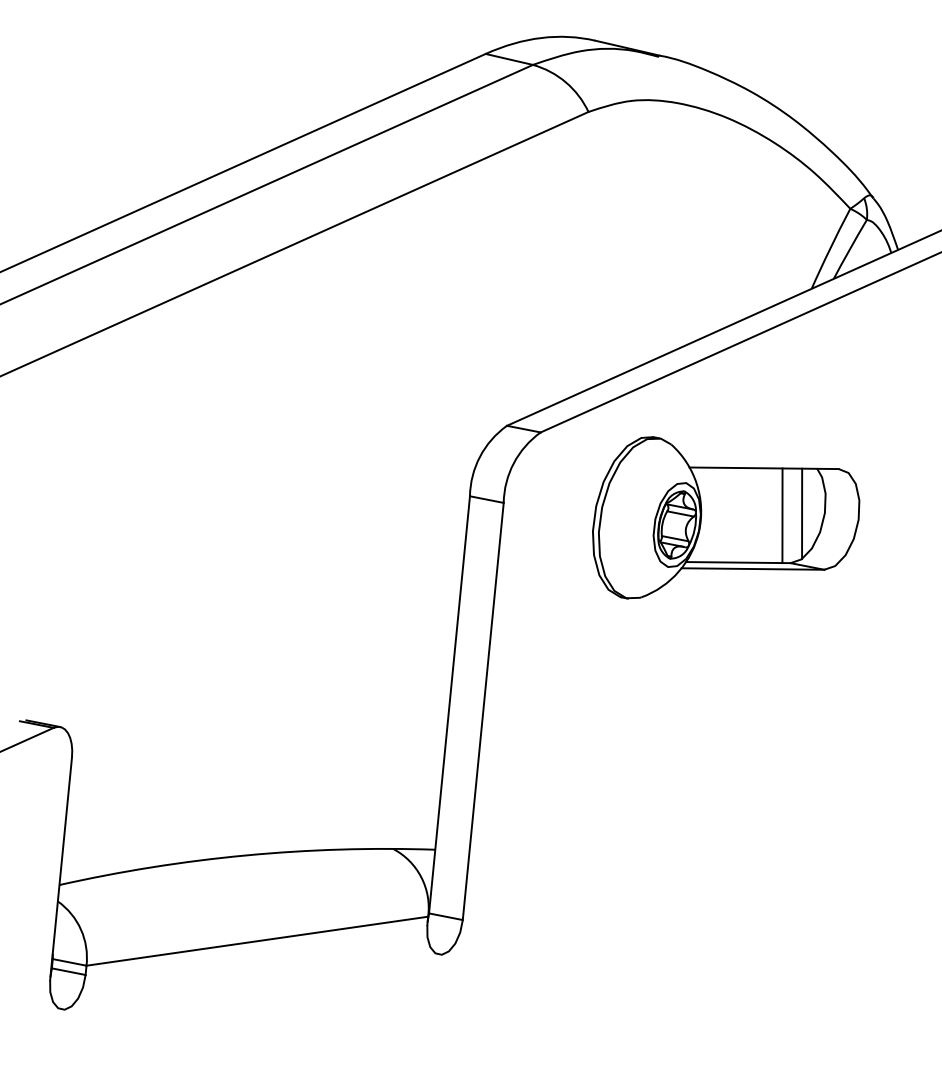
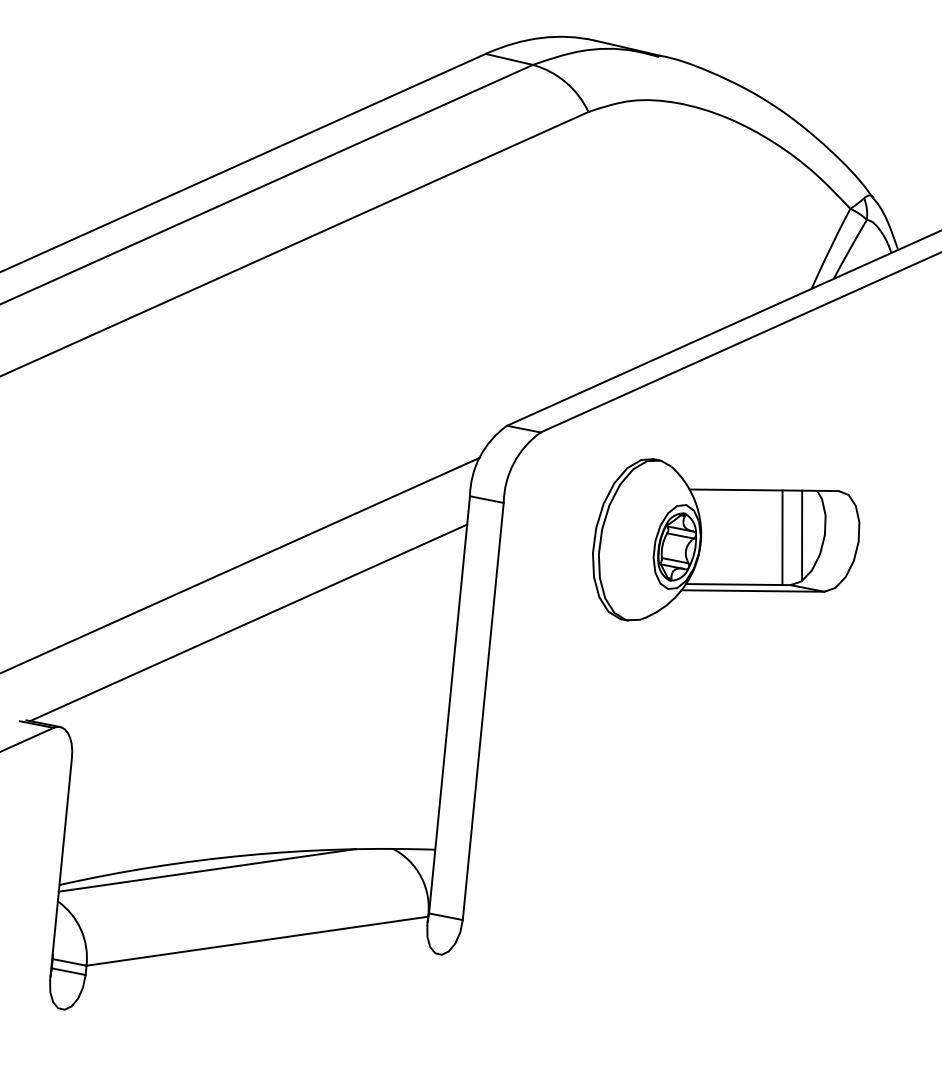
part position: (726, 517) -> (726, 539) (726, 539)
line: none -> present (241, 564)
line: none -> present (248, 622)
line: none -> present (207, 870)
